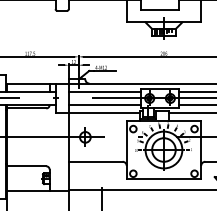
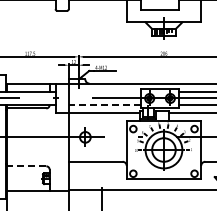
line: present -> none (104, 92)
line: solid -> dashed (104, 104)
line: solid -> dashed (26, 166)
